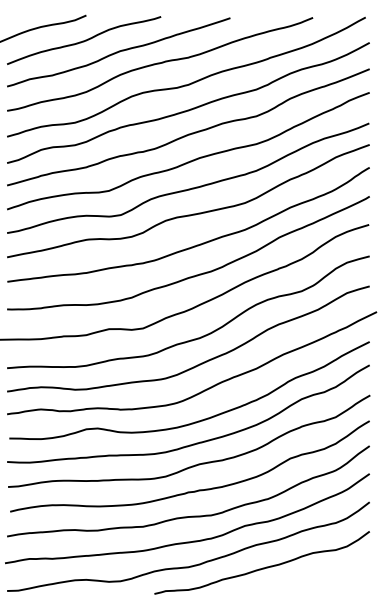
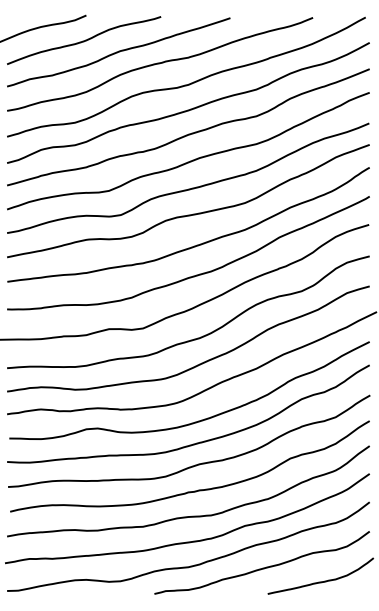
curve: none -> present (320, 581)
